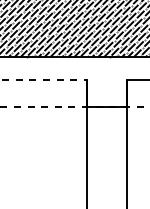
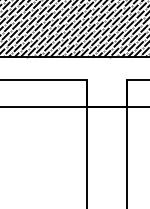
line: dashed -> solid (44, 80)
line: dashed -> solid (75, 106)
